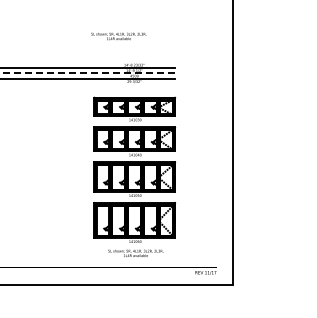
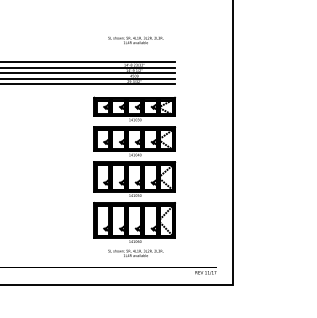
text position: (118, 36) -> (135, 40) (135, 40)
line: none -> present (88, 62)
line: dashed -> solid (87, 73)
line: none -> present (88, 84)
